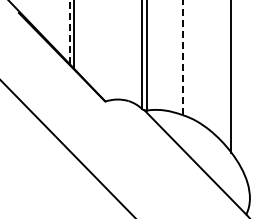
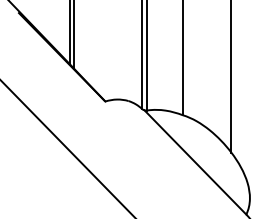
line: dashed -> solid (69, 32)
line: dashed -> solid (182, 57)
